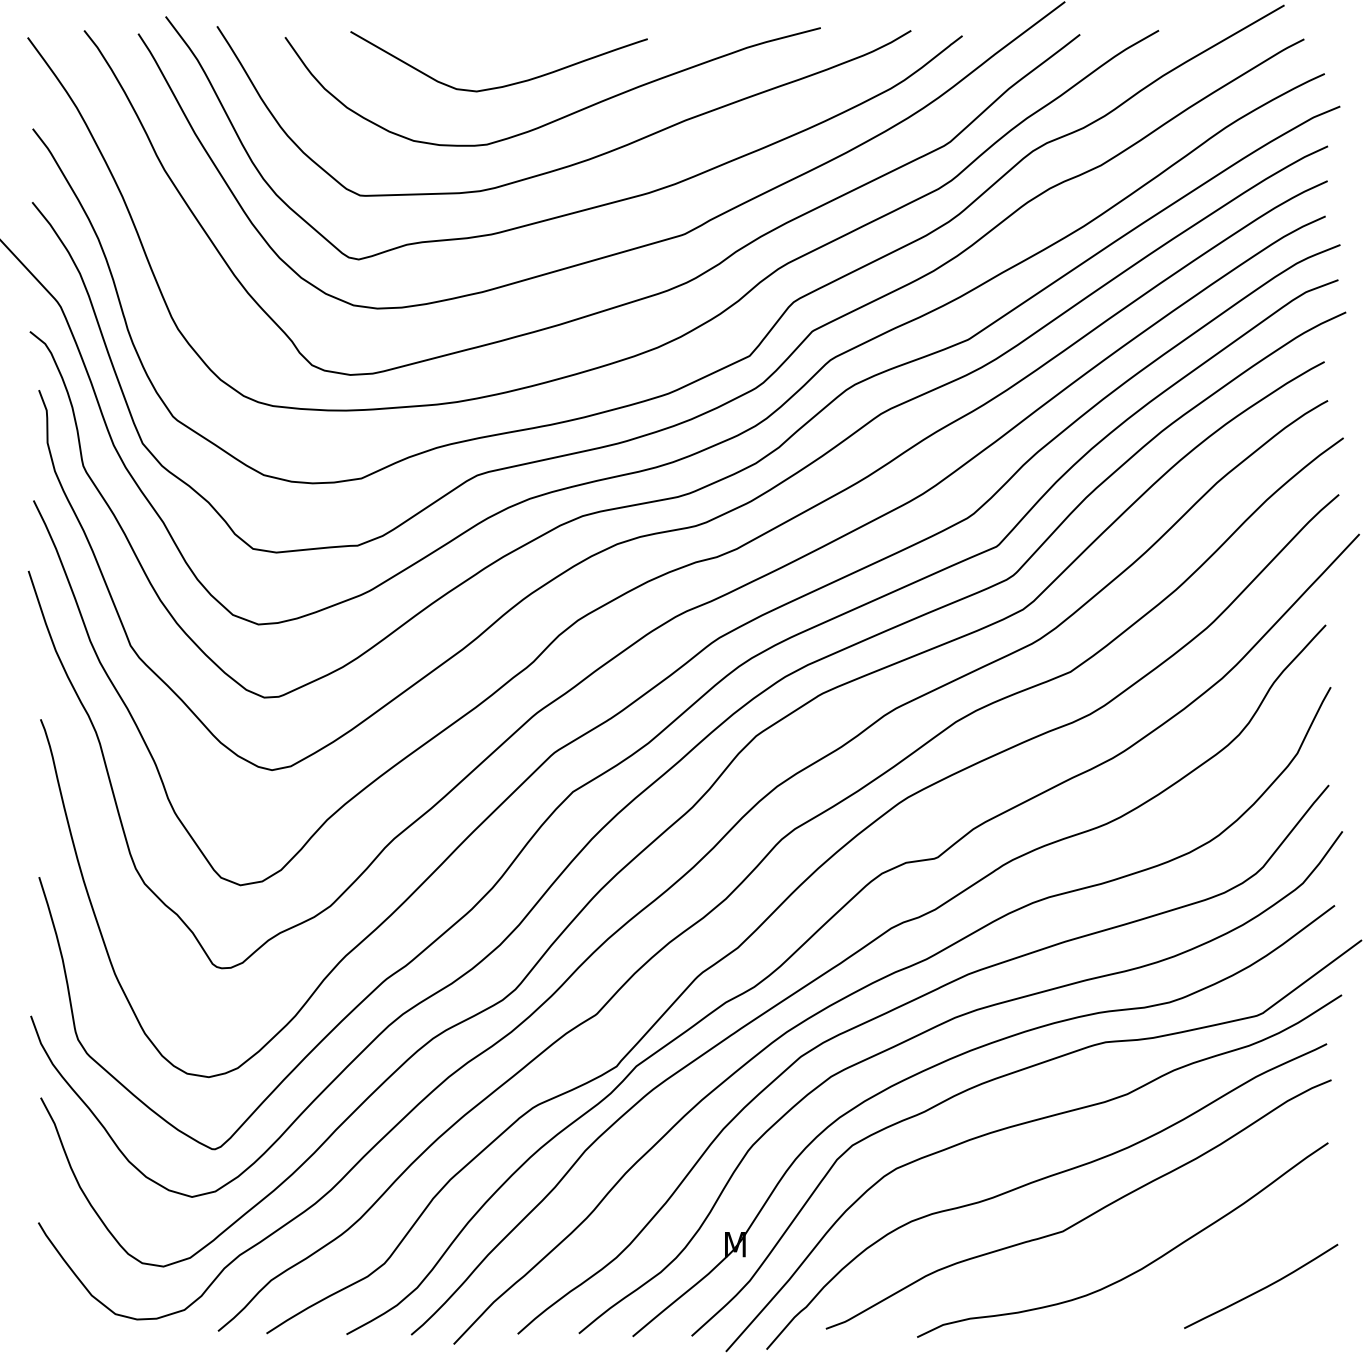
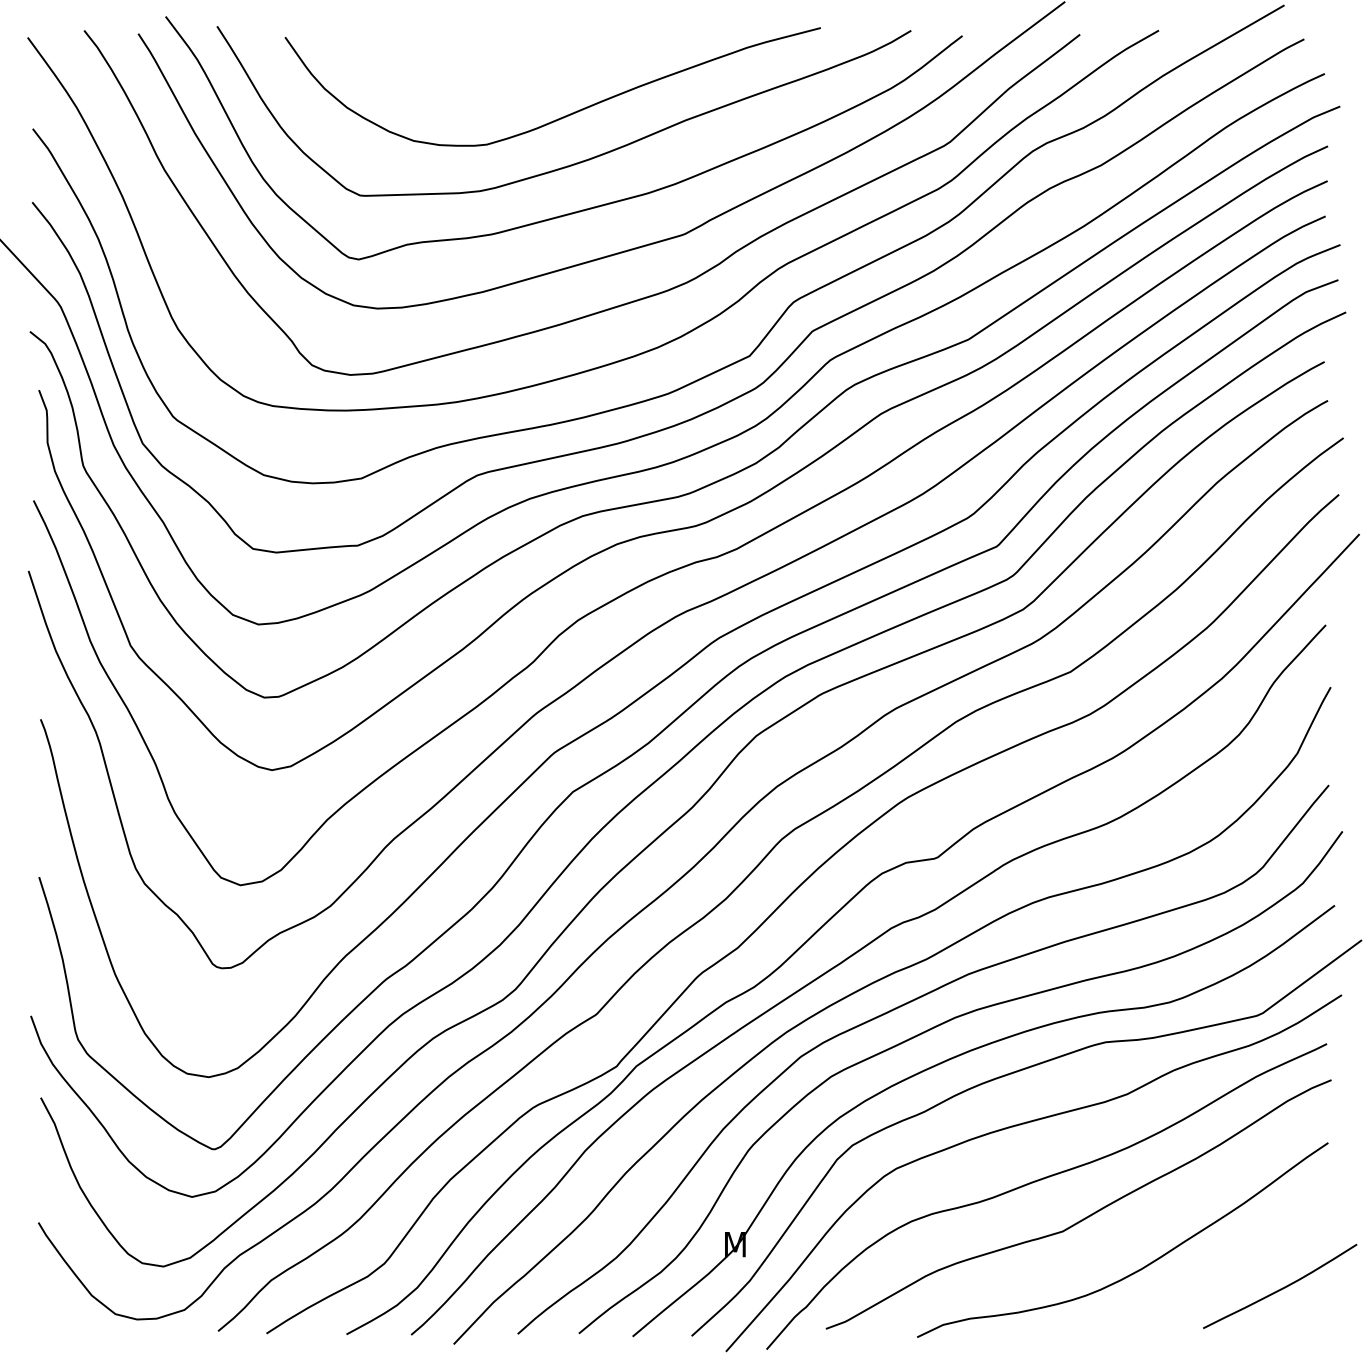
curve: present -> none (503, 85)
curve position: (1263, 1287) -> (1282, 1287) (1282, 1287)
